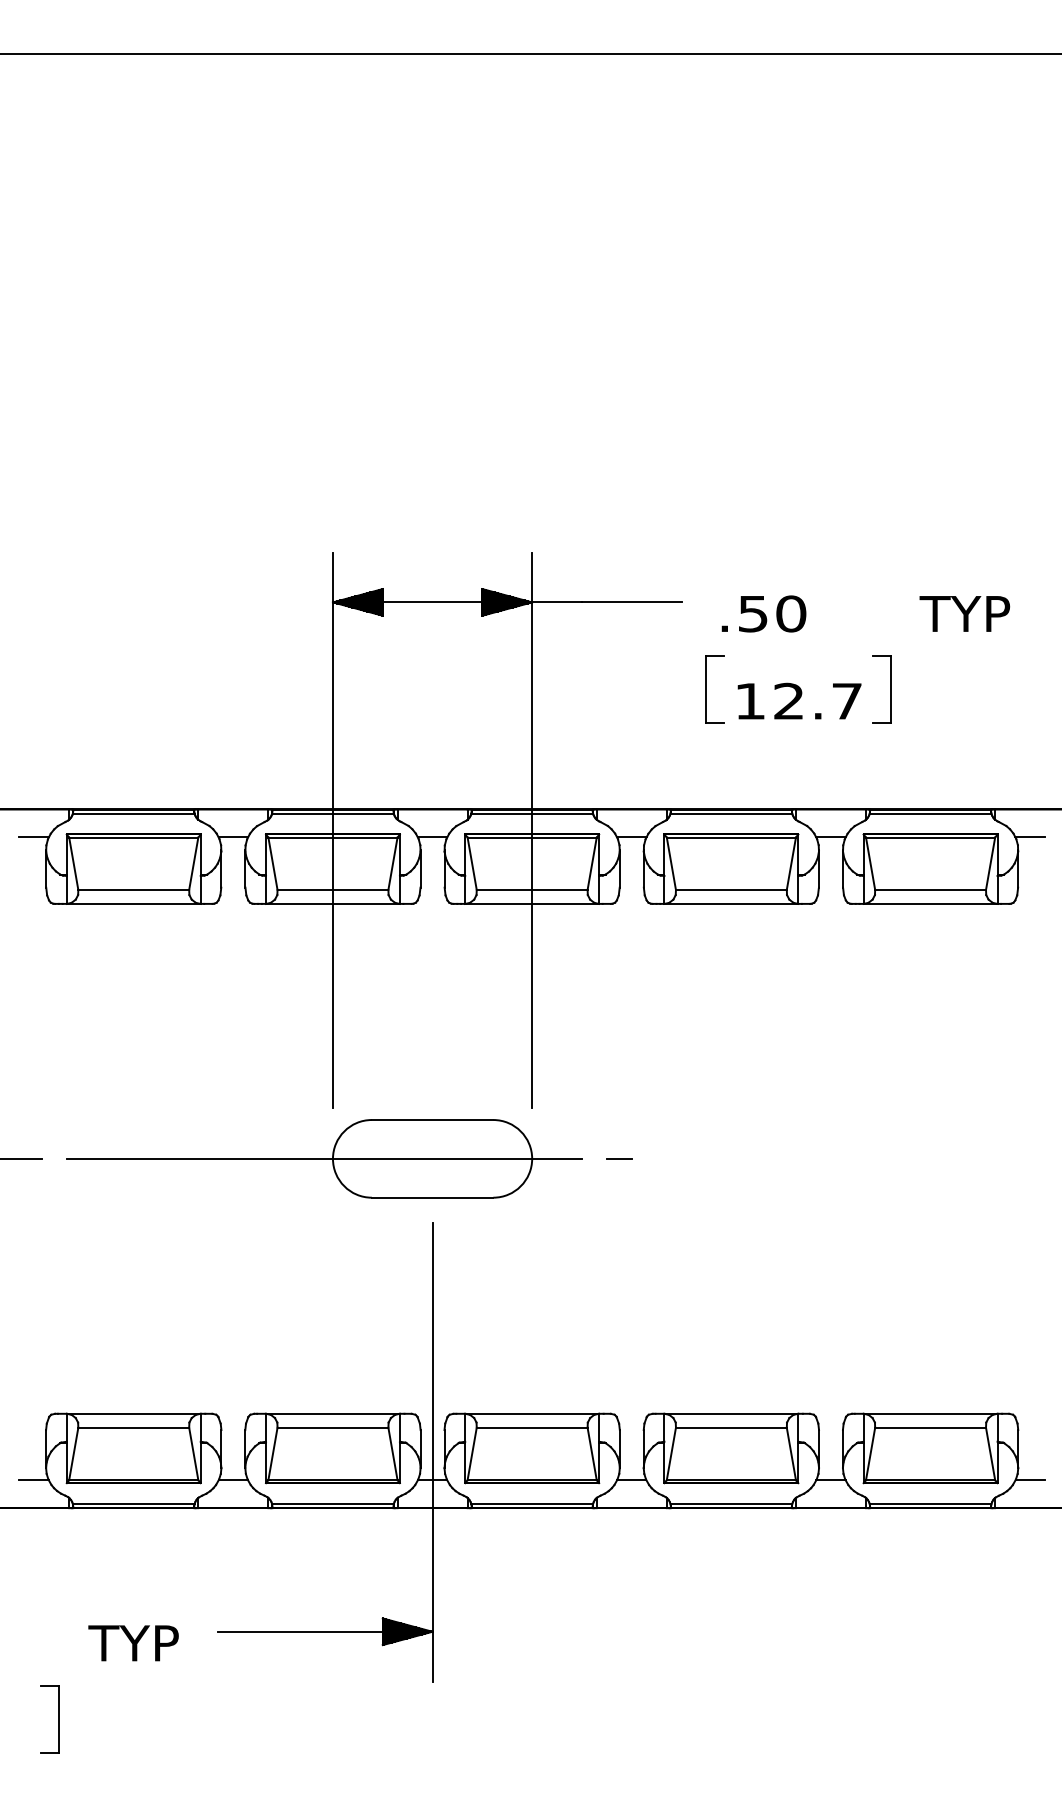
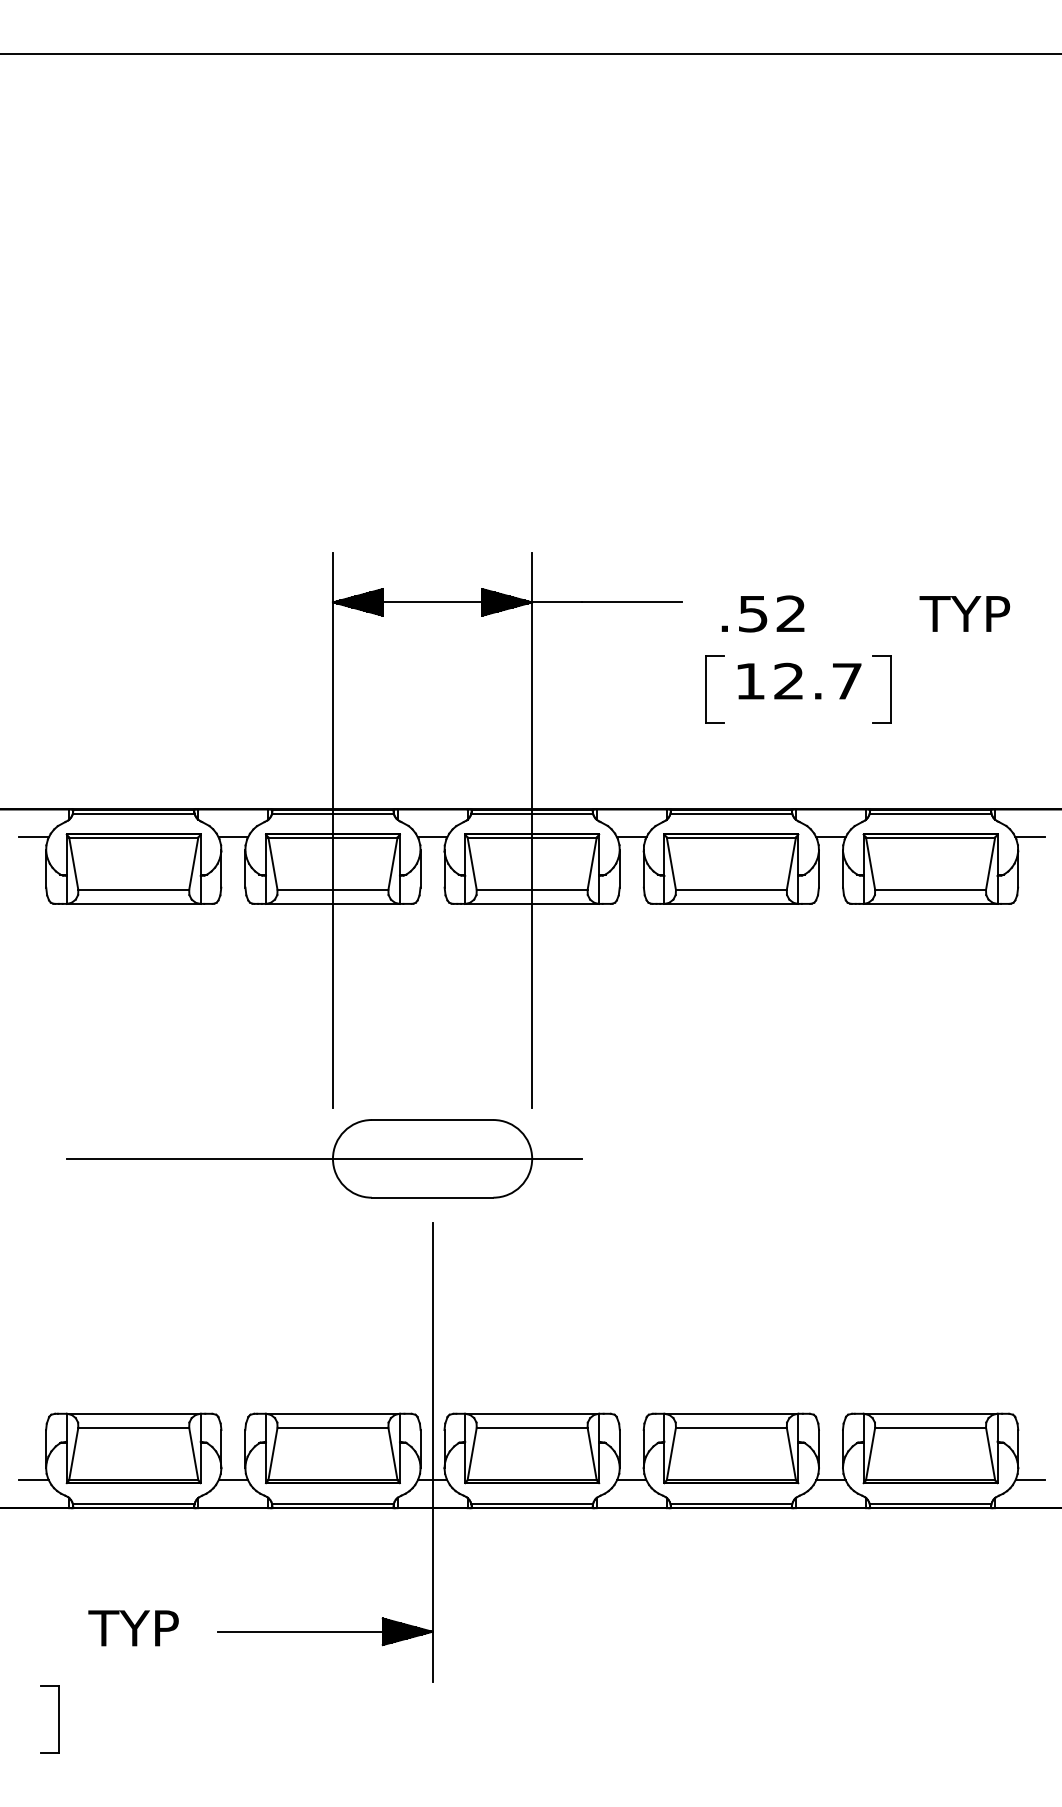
text: .50 -> .52 (791, 613)
text position: (799, 700) -> (799, 680) (799, 680)
line: present -> none (22, 1158)
line: present -> none (618, 1158)
text position: (133, 1643) -> (133, 1628) (133, 1628)
